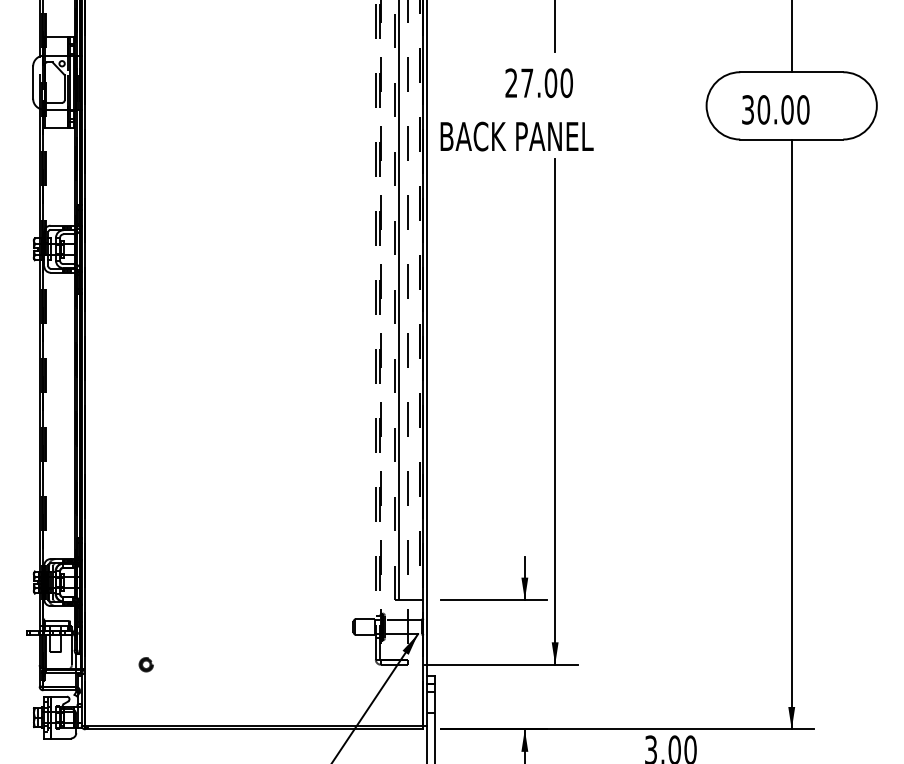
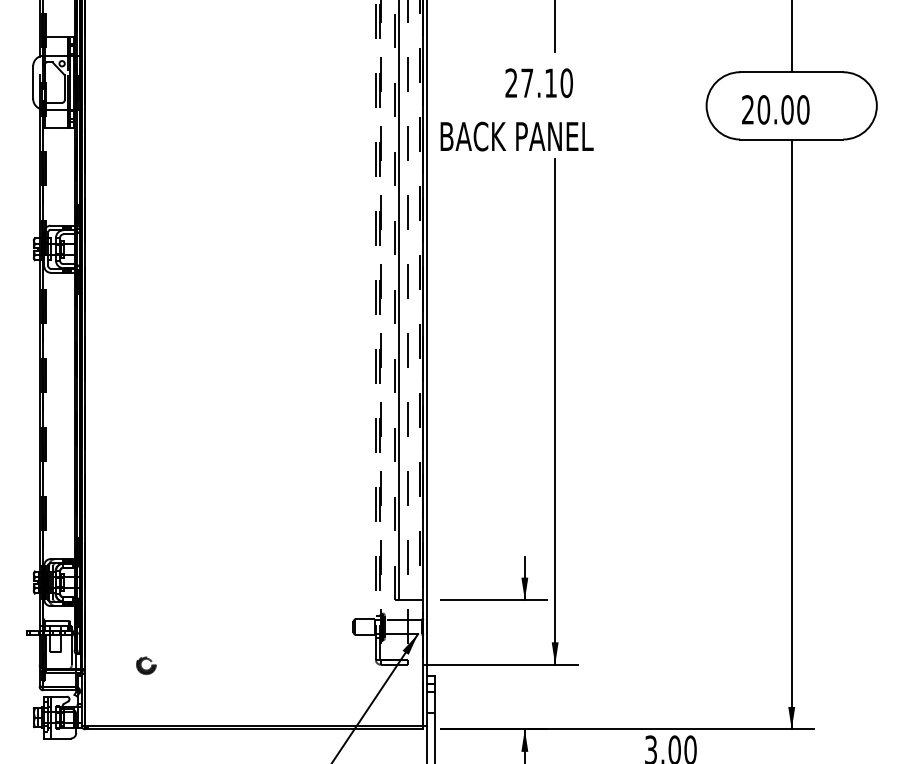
text: 27.00 -> 27.10 (550, 82)
text: 30.00 -> 20.00 (747, 109)
part size: 16x16 px -> 21x19 px (146, 665)
